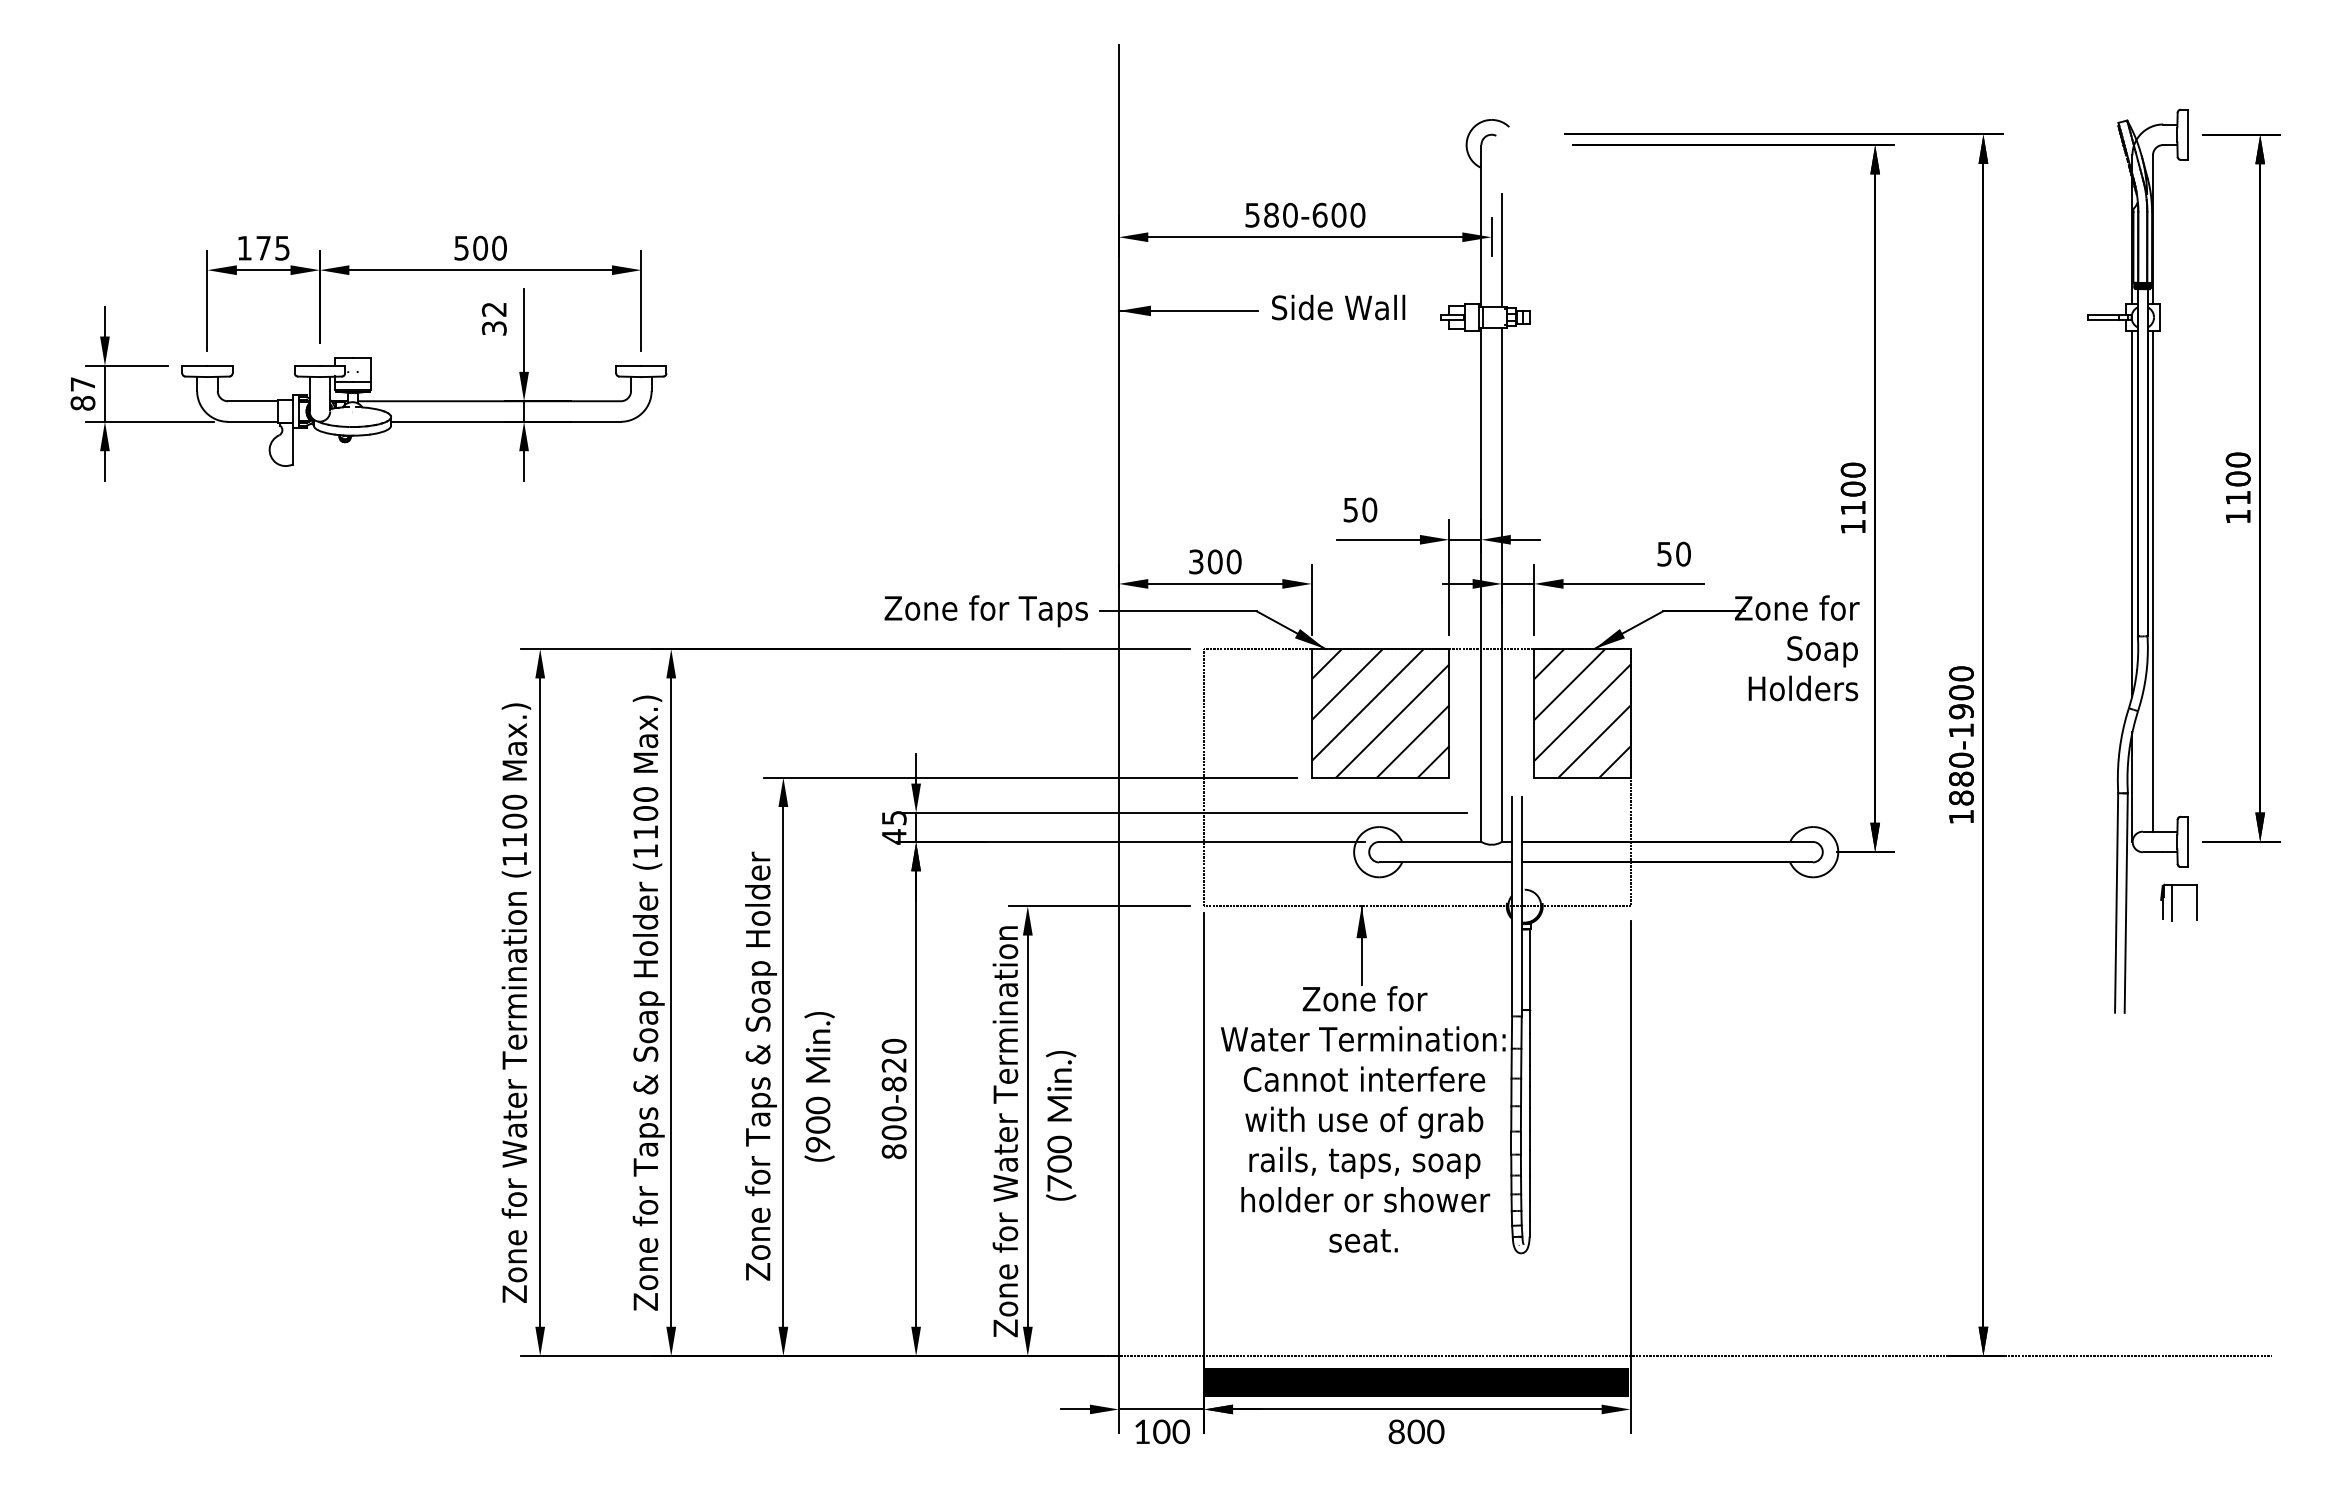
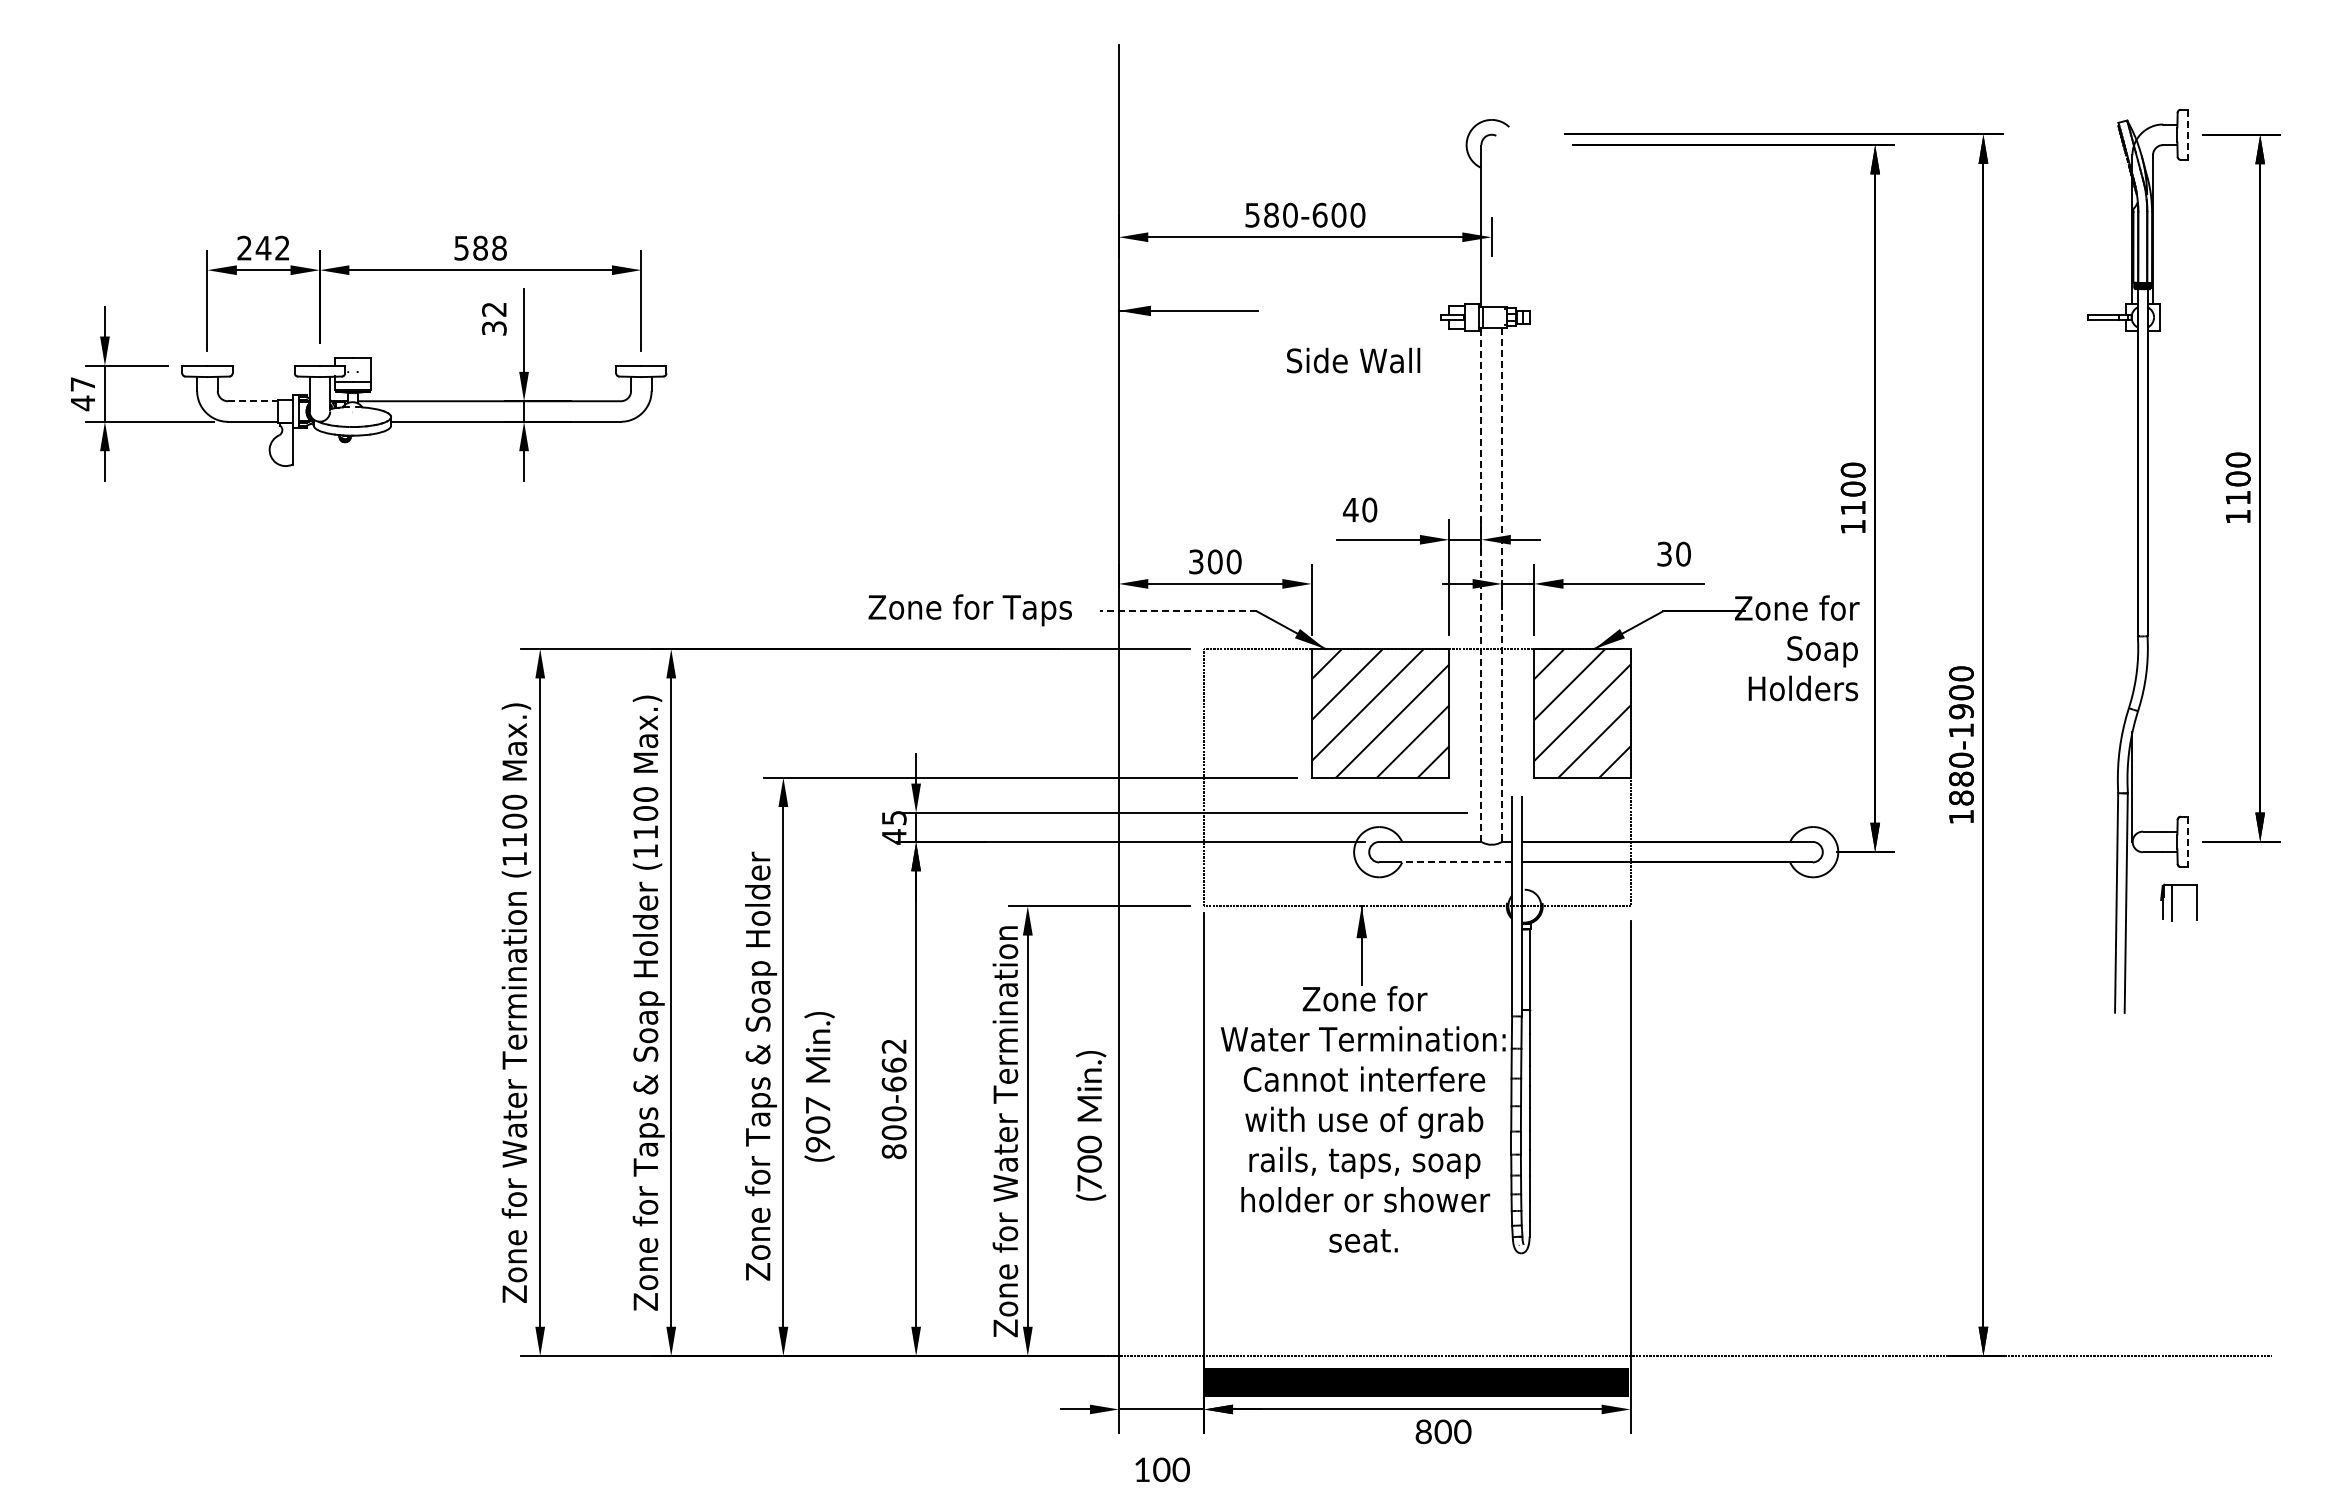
line: solid -> dashed (2188, 135)
text: 175 -> 242 (263, 247)
text: 500 -> 588 (489, 248)
line: present -> none (1502, 250)
text position: (1338, 307) -> (1353, 360) (1353, 360)
line: solid -> dashed (252, 401)
text: 87 -> 47 (82, 403)
text: 50 -> 40 (1350, 510)
line: present -> none (2132, 512)
text: 50 -> 30 (1664, 553)
line: present -> none (2153, 580)
line: solid -> dashed (1481, 585)
line: solid -> dashed (1502, 585)
text position: (985, 611) -> (969, 610) (969, 610)
line: solid -> dashed (1178, 611)
line: solid -> dashed (2188, 842)
line: solid -> dashed (1455, 862)
text: 800-820 -> 800-662 (893, 1064)
text: (900 -> (907 (817, 1105)
text position: (1060, 1125) -> (1090, 1125) (1090, 1125)
text position: (1162, 1431) -> (1162, 1469) (1162, 1469)
text position: (1416, 1431) -> (1443, 1431) (1443, 1431)
